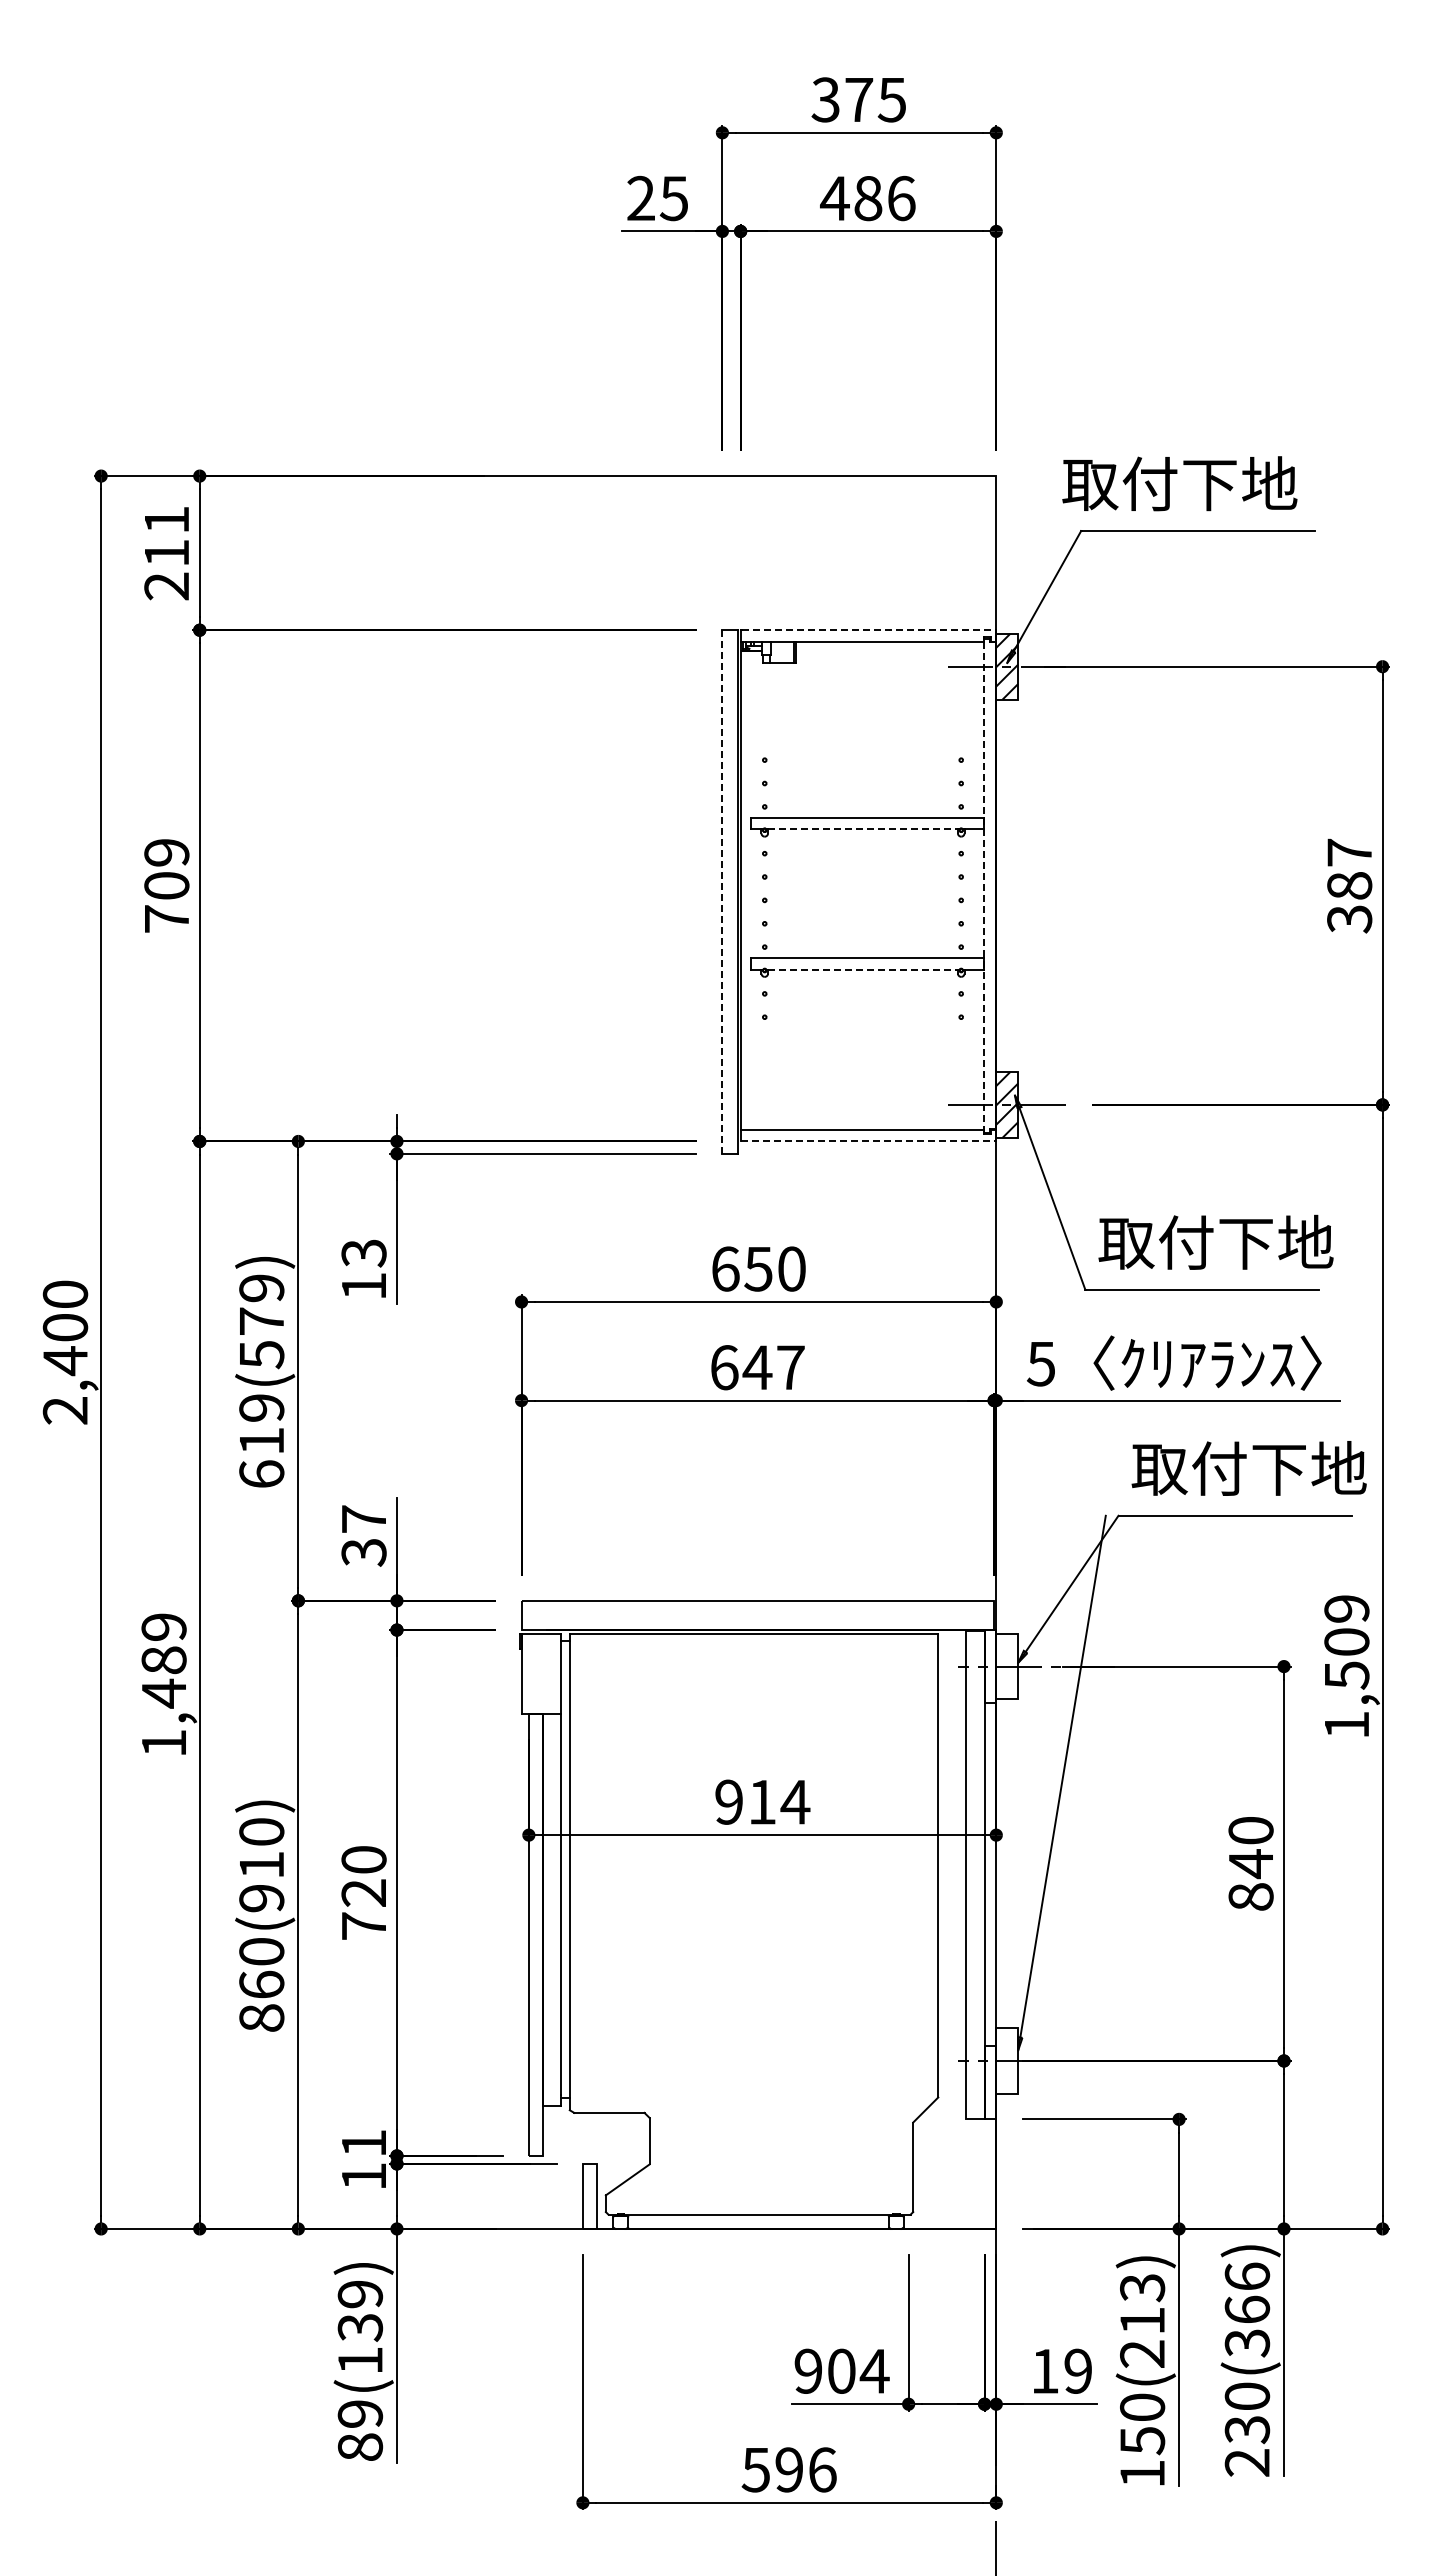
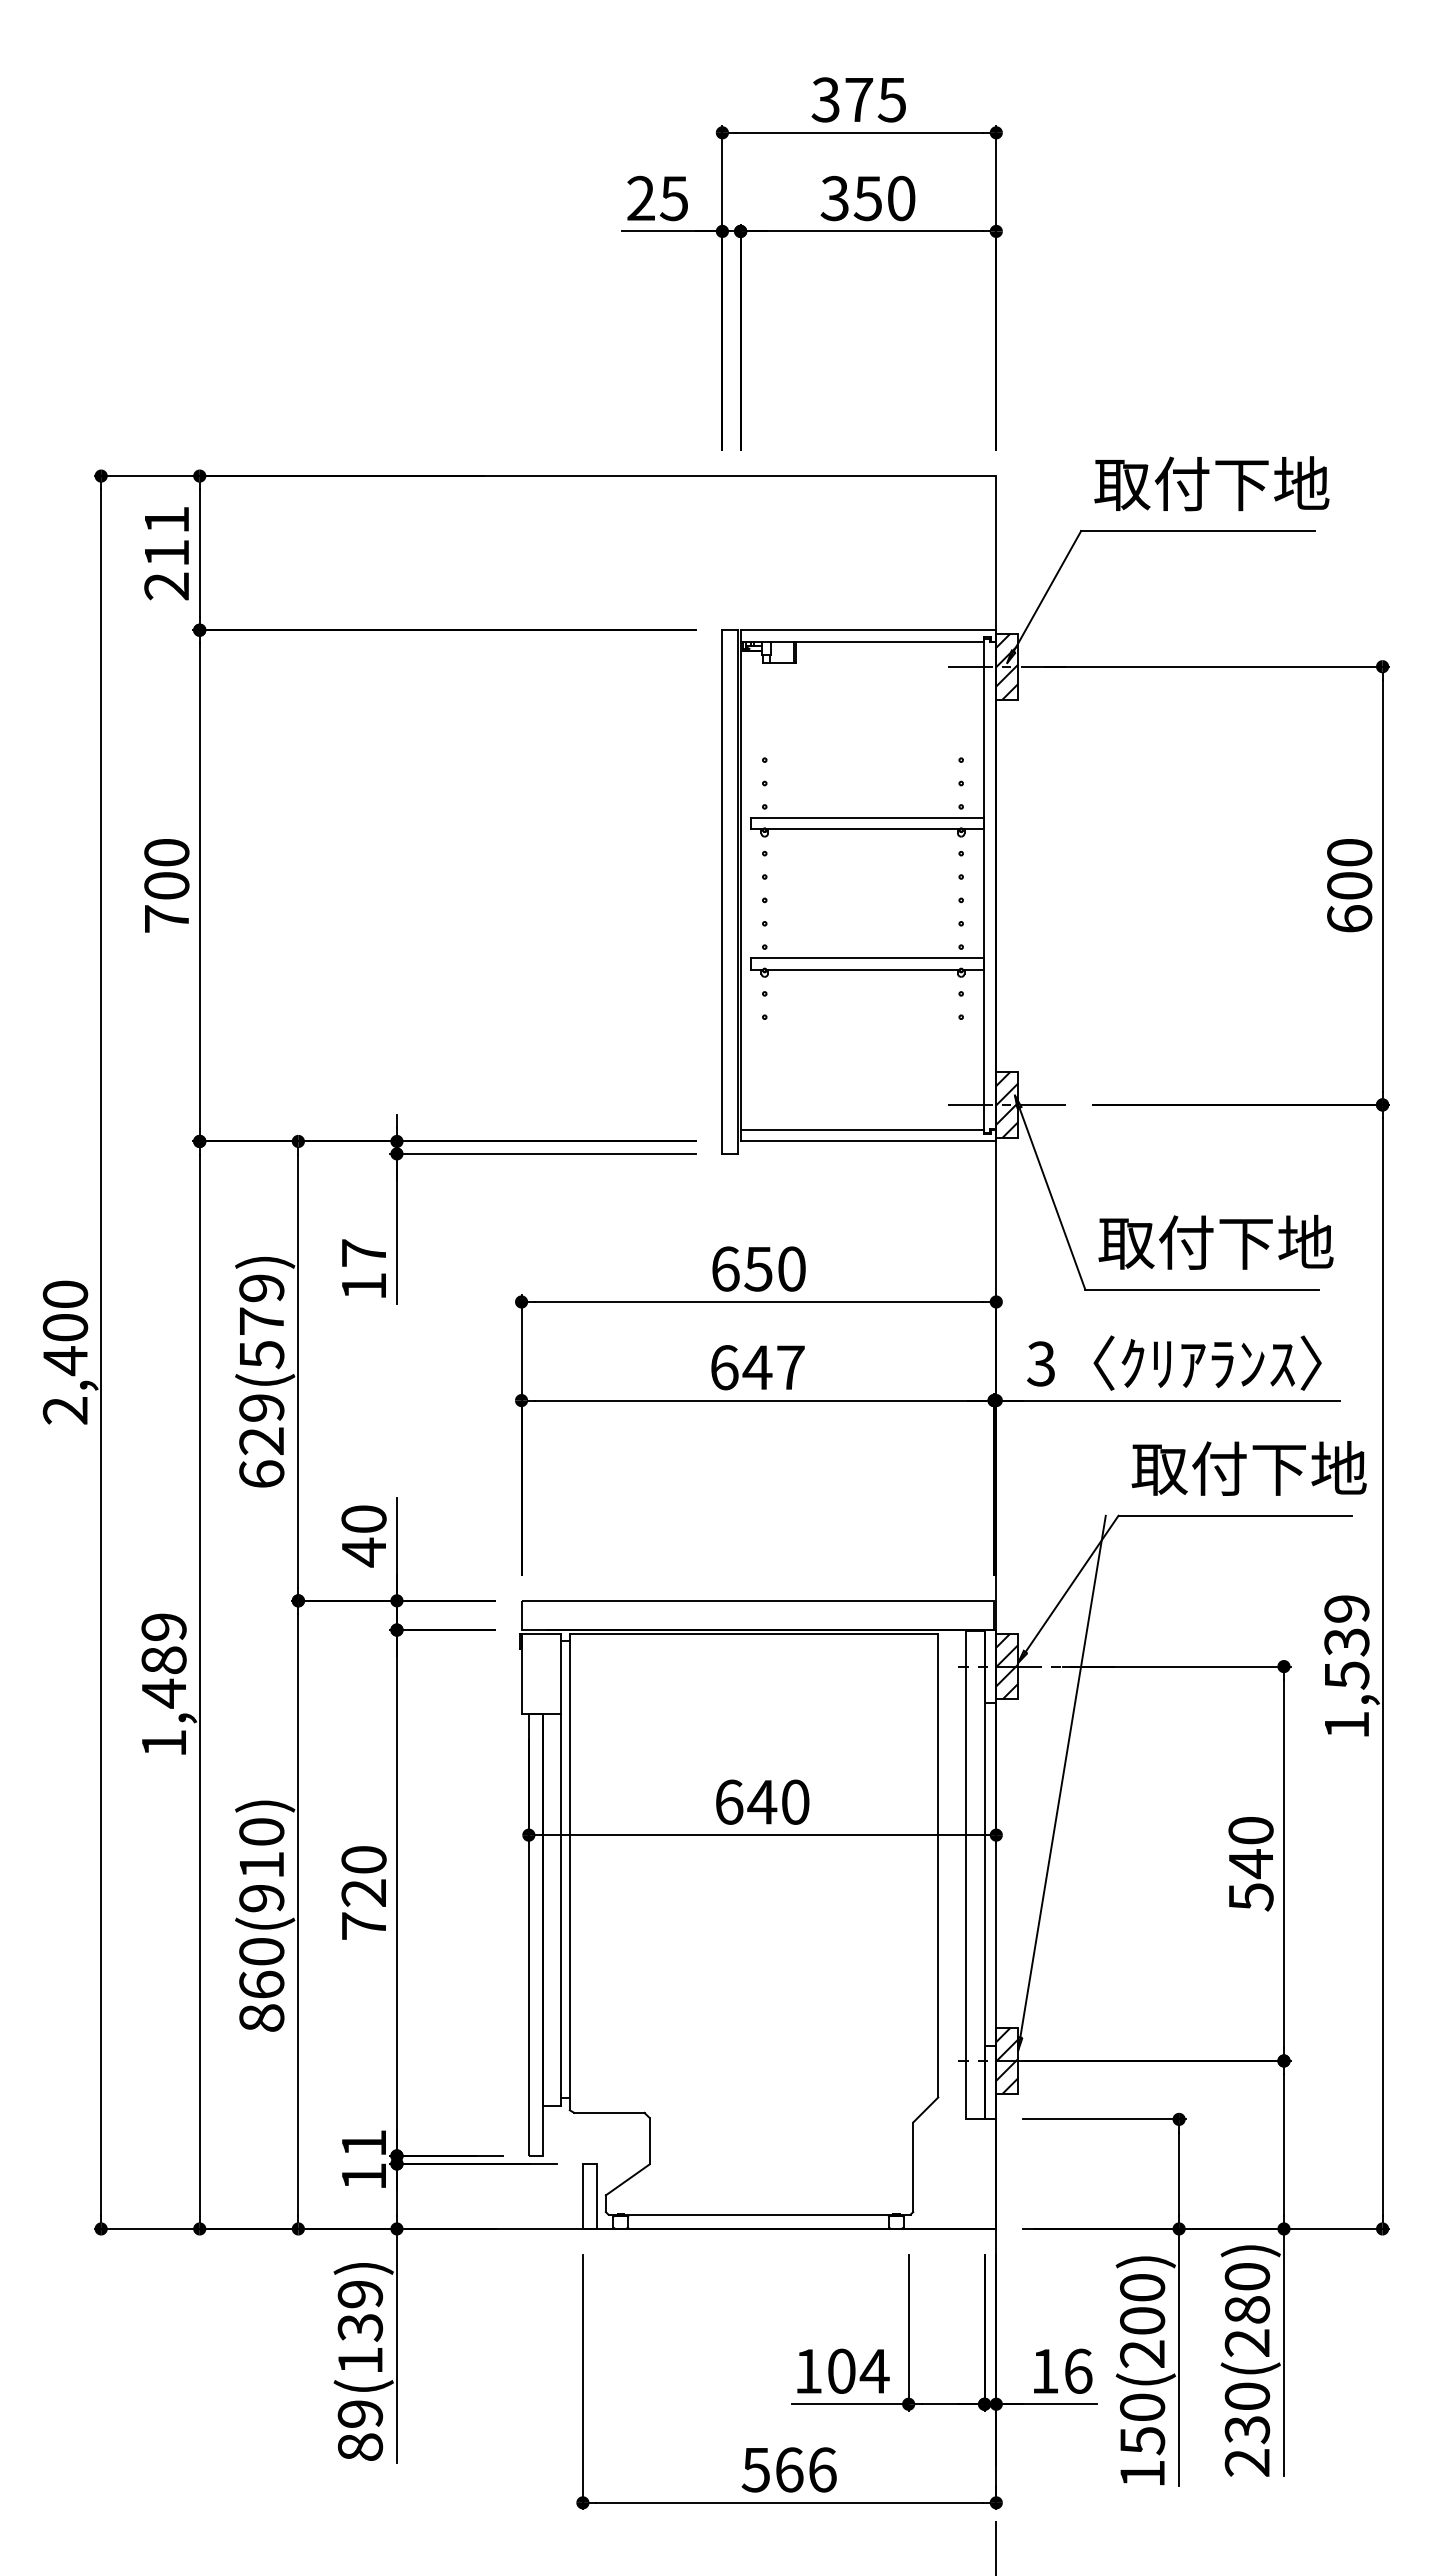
text: 486 -> 350 (867, 198)
text position: (1179, 483) -> (1211, 483) (1211, 483)
line: dashed -> solid (869, 630)
line: dashed -> solid (863, 829)
text: 709 -> 700 (166, 852)
line: dashed -> solid (984, 885)
text: 387 -> 600 (1349, 885)
line: dashed -> solid (722, 892)
line: dashed -> solid (863, 969)
line: dashed -> solid (869, 1141)
text: 13 -> 17 (363, 1253)
text: 5 -> 3 (1040, 1363)
text: 619(579) -> 629(579) (261, 1441)
text: 37 -> 40 (363, 1536)
text: 1,509 -> 1,539 (1346, 1642)
hatch: none -> present (1007, 1666)
text: 914 -> 640 (762, 1801)
text: 840 -> 540 (1250, 1897)
hatch: none -> present (1007, 2060)
text: 150(213) -> 150(200) (1142, 2304)
text: 230(366) -> 230(280) (1247, 2309)
text: 904 -> 104 (807, 2370)
text: 19 -> 16 (1078, 2370)
text: 596 -> 566 (789, 2469)
